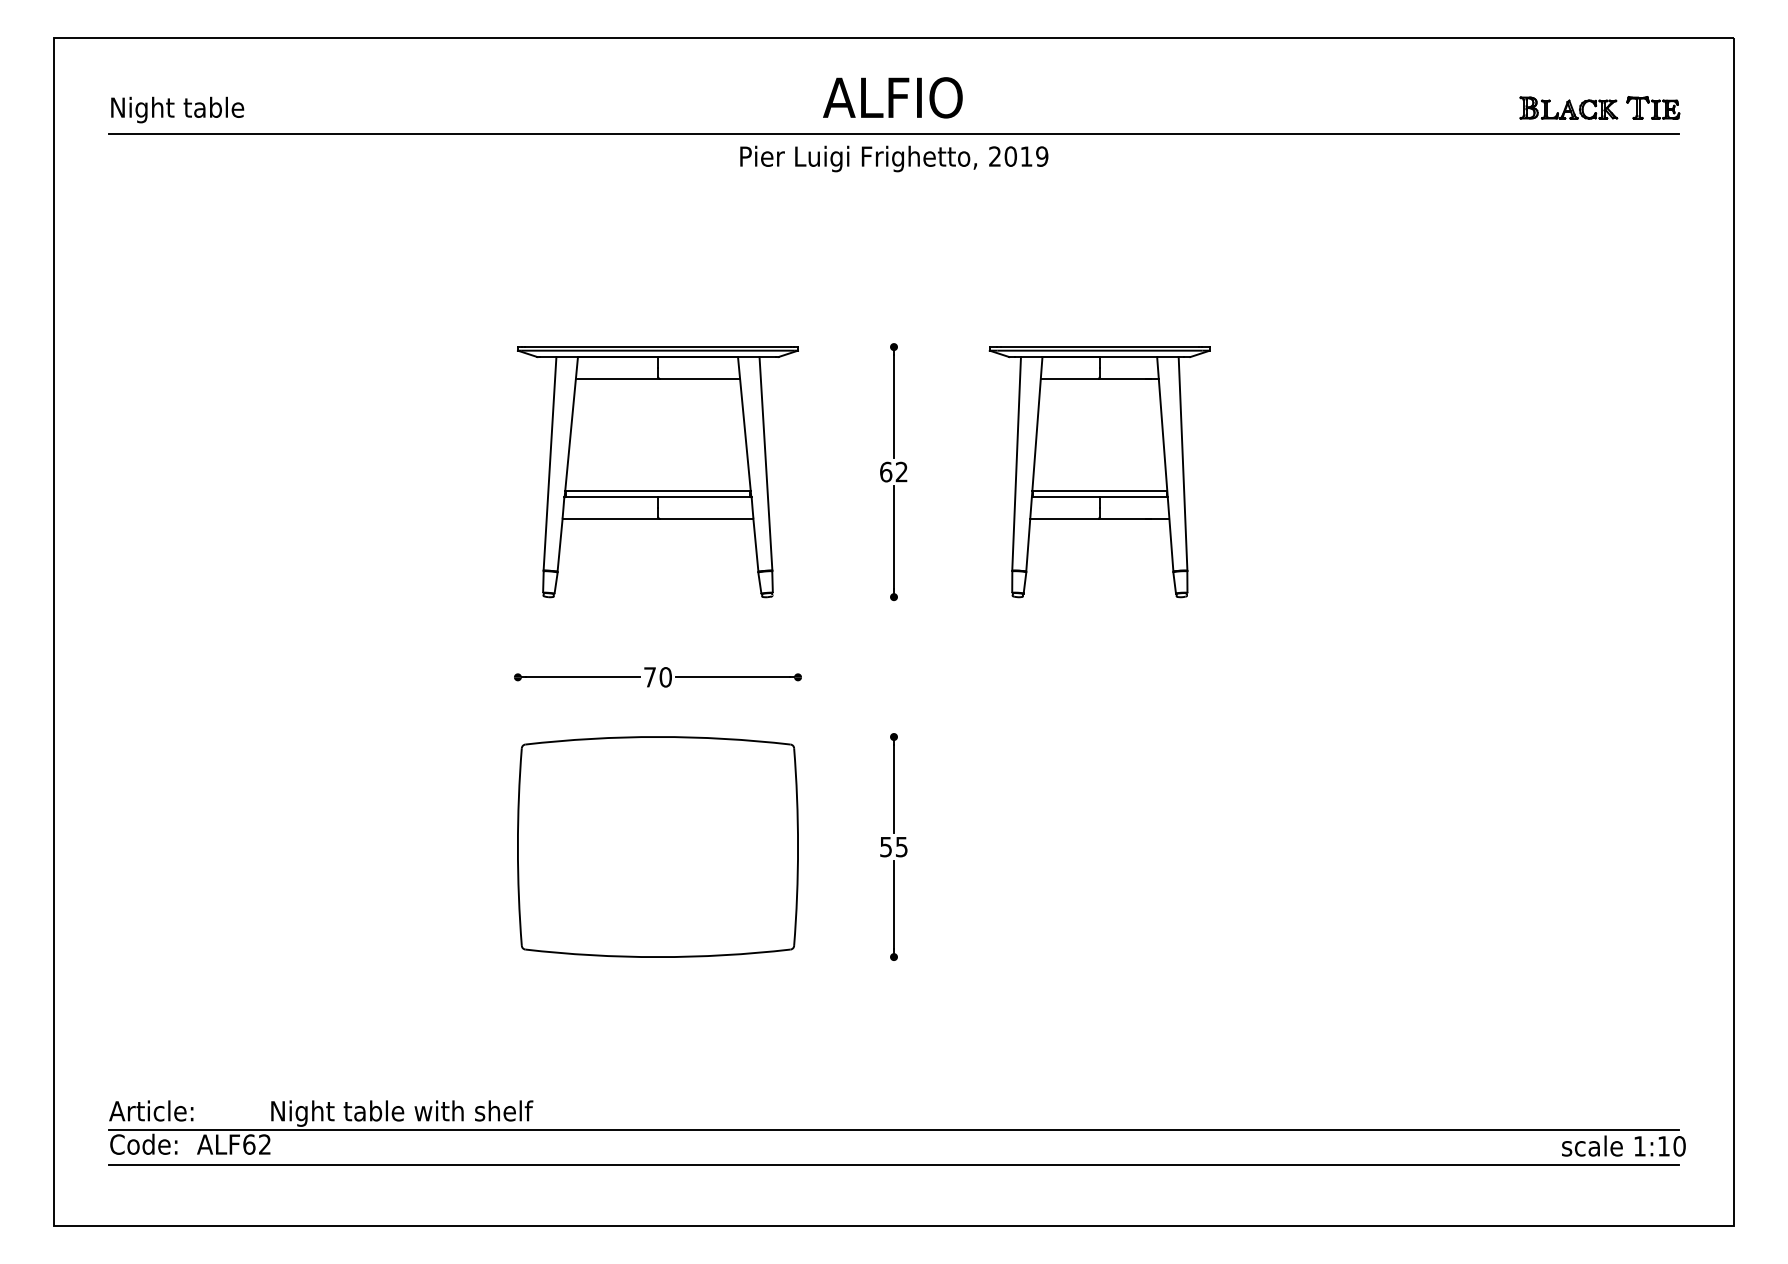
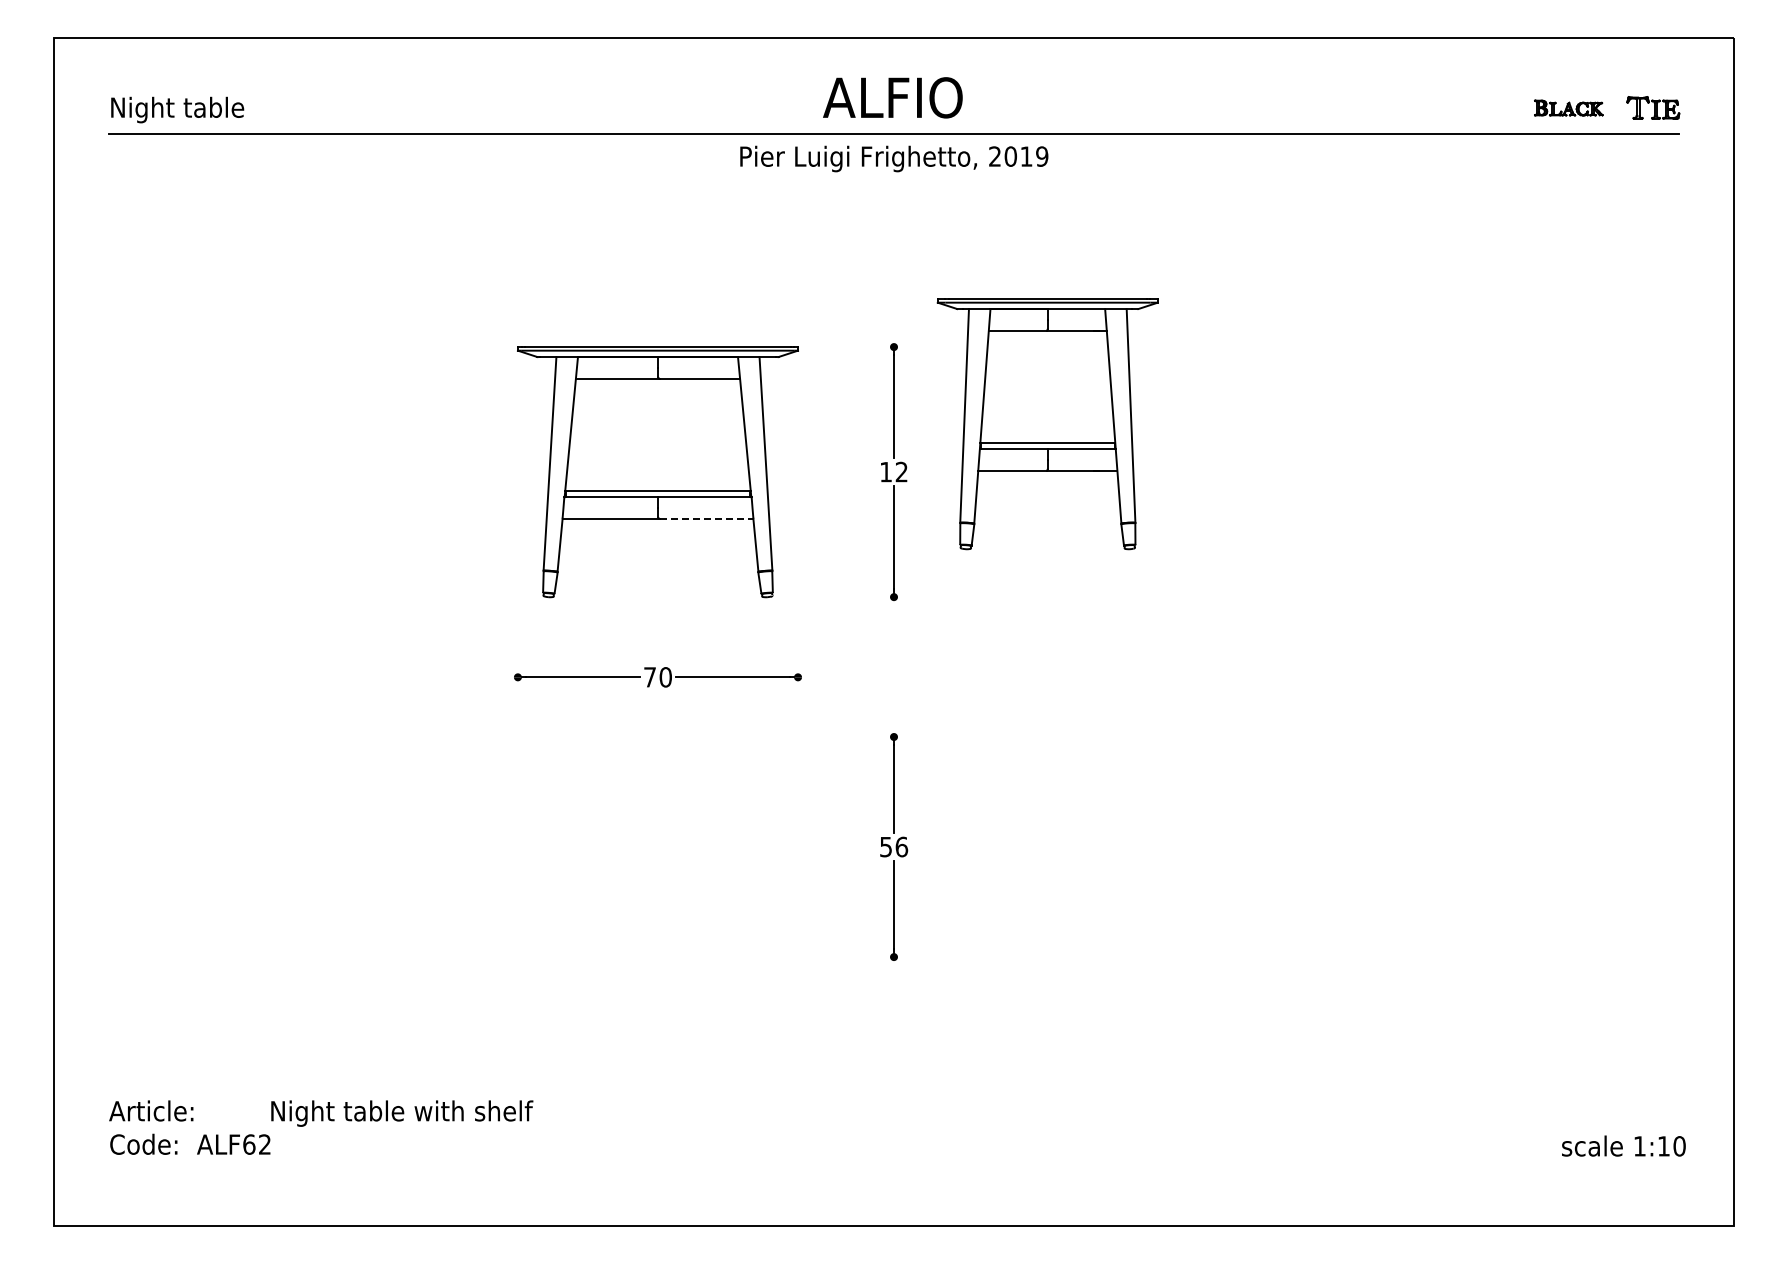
part size: 100x24 px -> 70x18 px (1568, 107)
text: 62 -> 12 (886, 471)
part position: (1099, 472) -> (1047, 424) (1047, 424)
line: solid -> dashed (706, 518)
part: present -> none (657, 846)
text: 55 -> 56 (901, 846)
line: present -> none (893, 1130)
line: present -> none (893, 1164)
